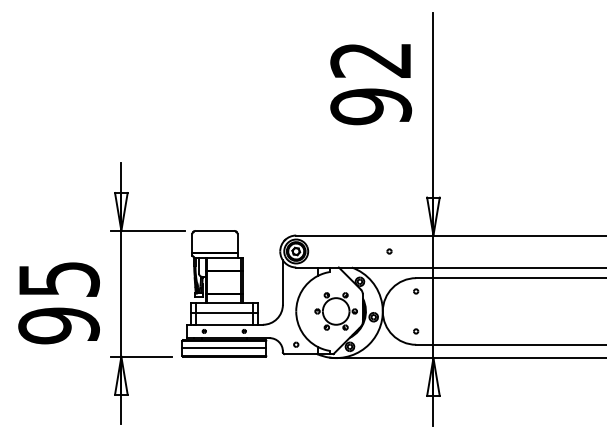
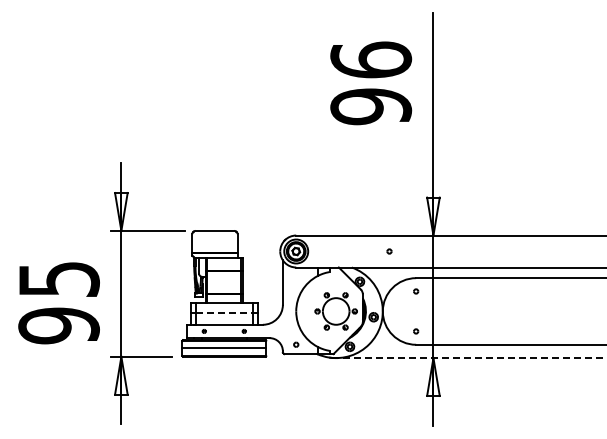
text: 92 -> 96 (371, 59)
line: solid -> dashed (224, 312)
line: solid -> dashed (470, 358)
